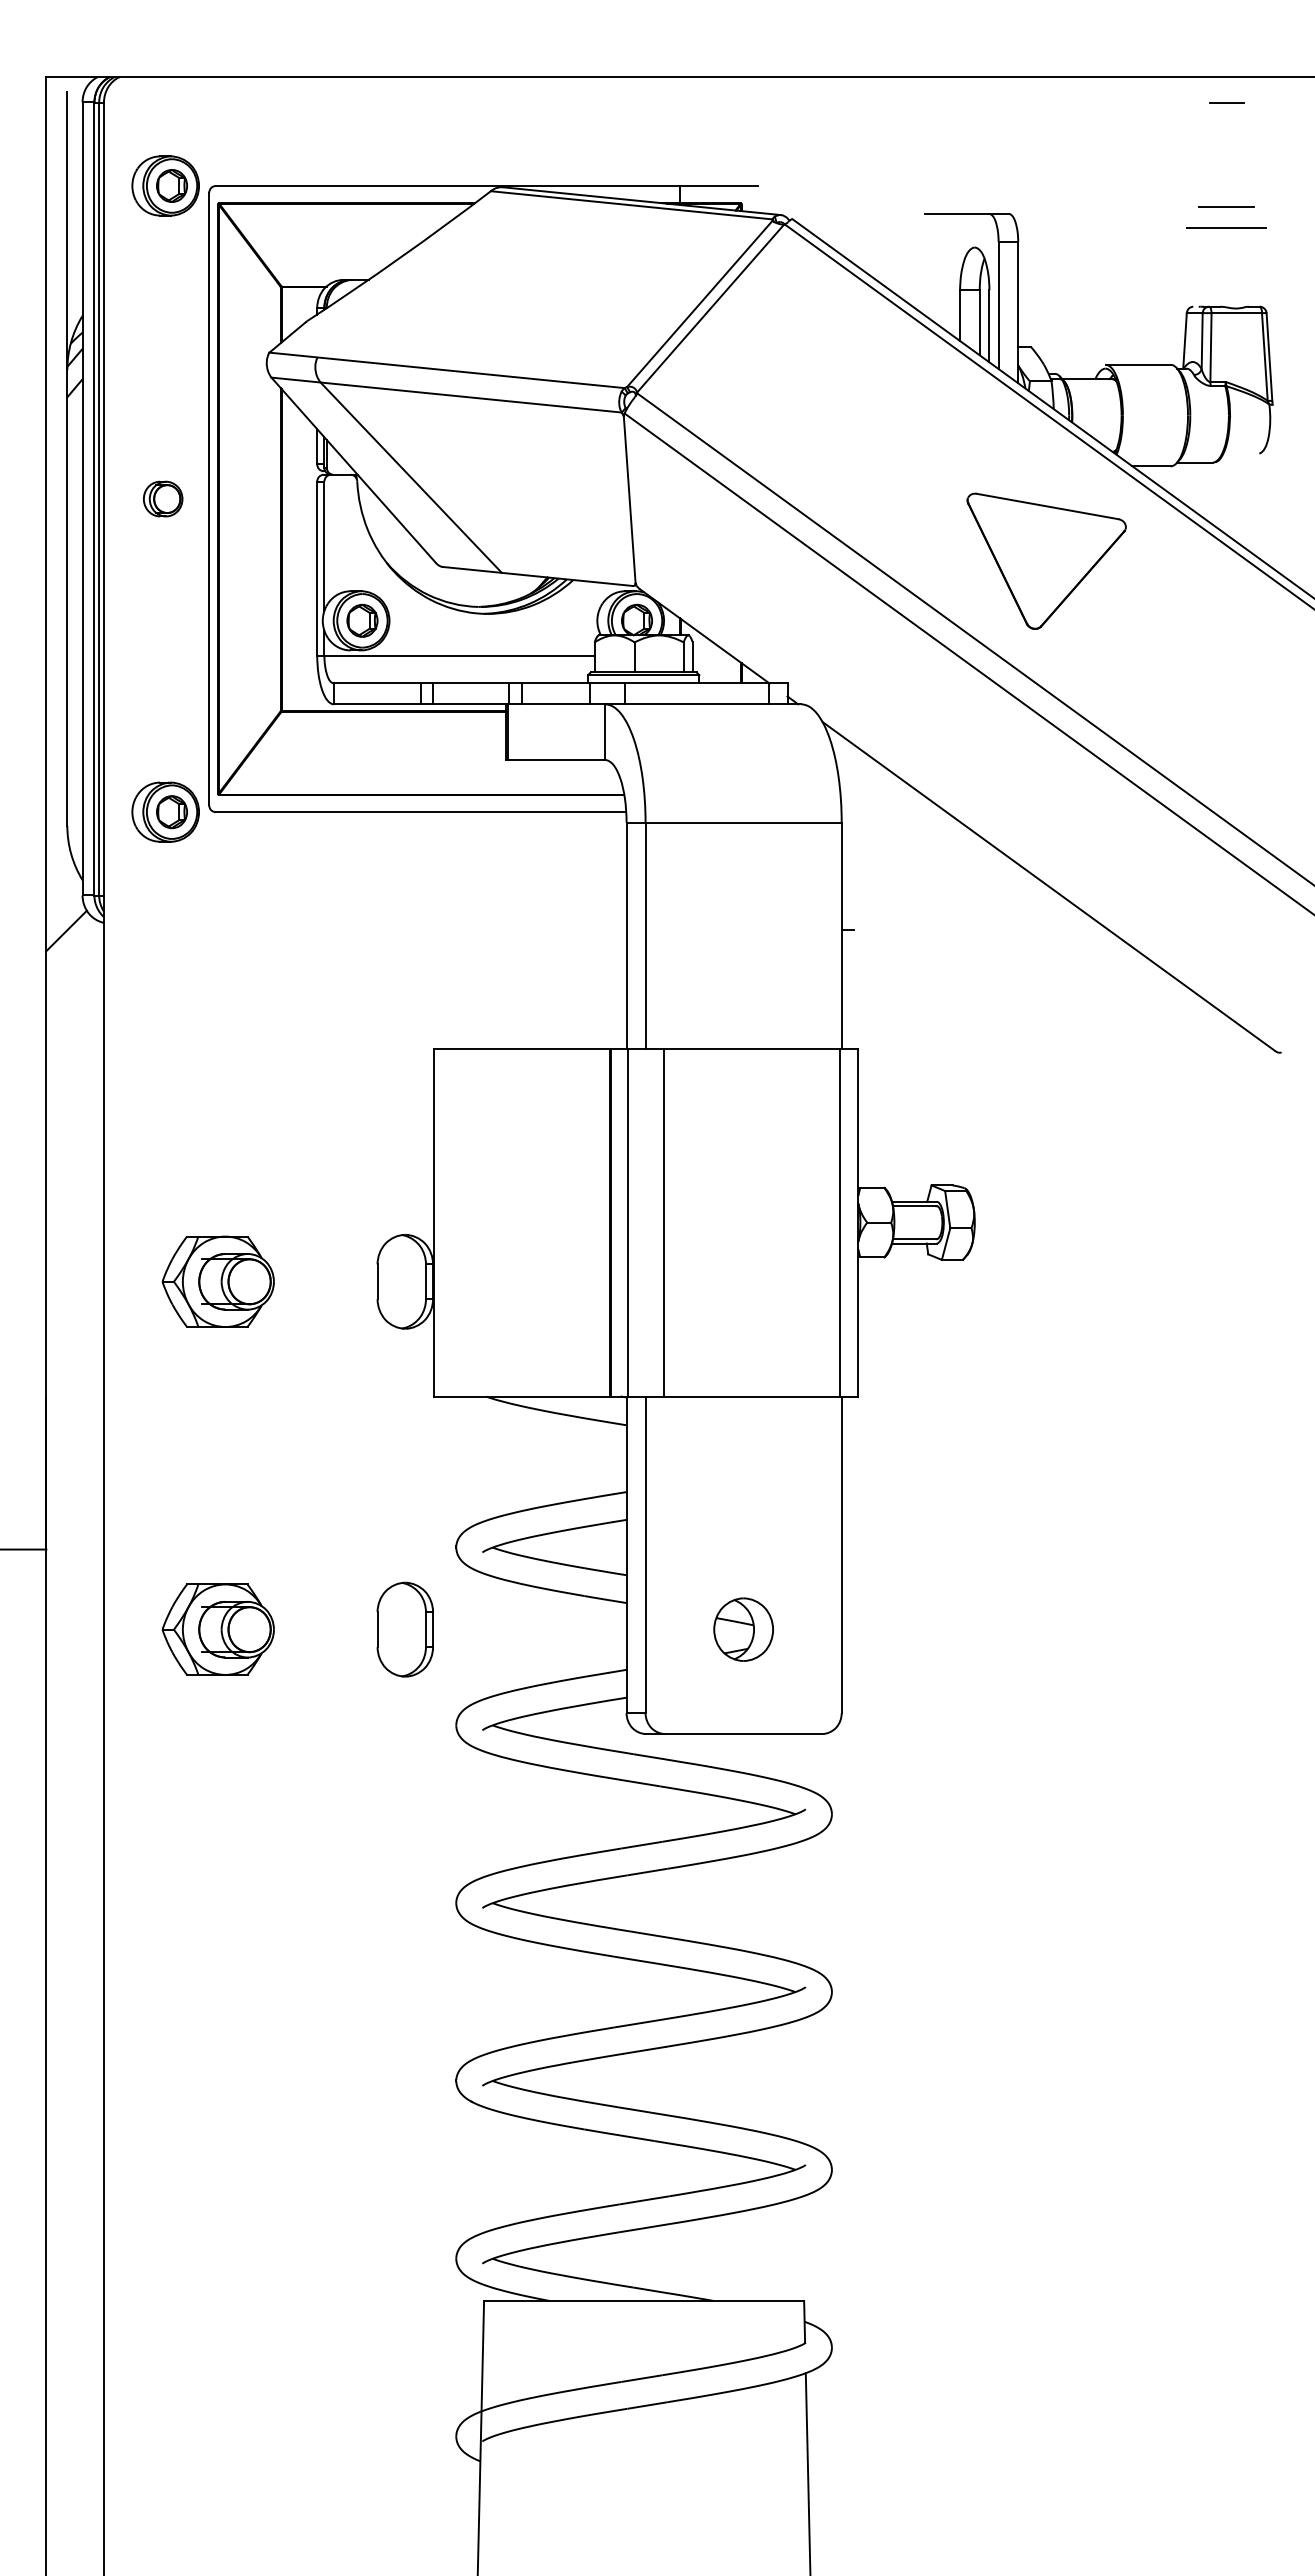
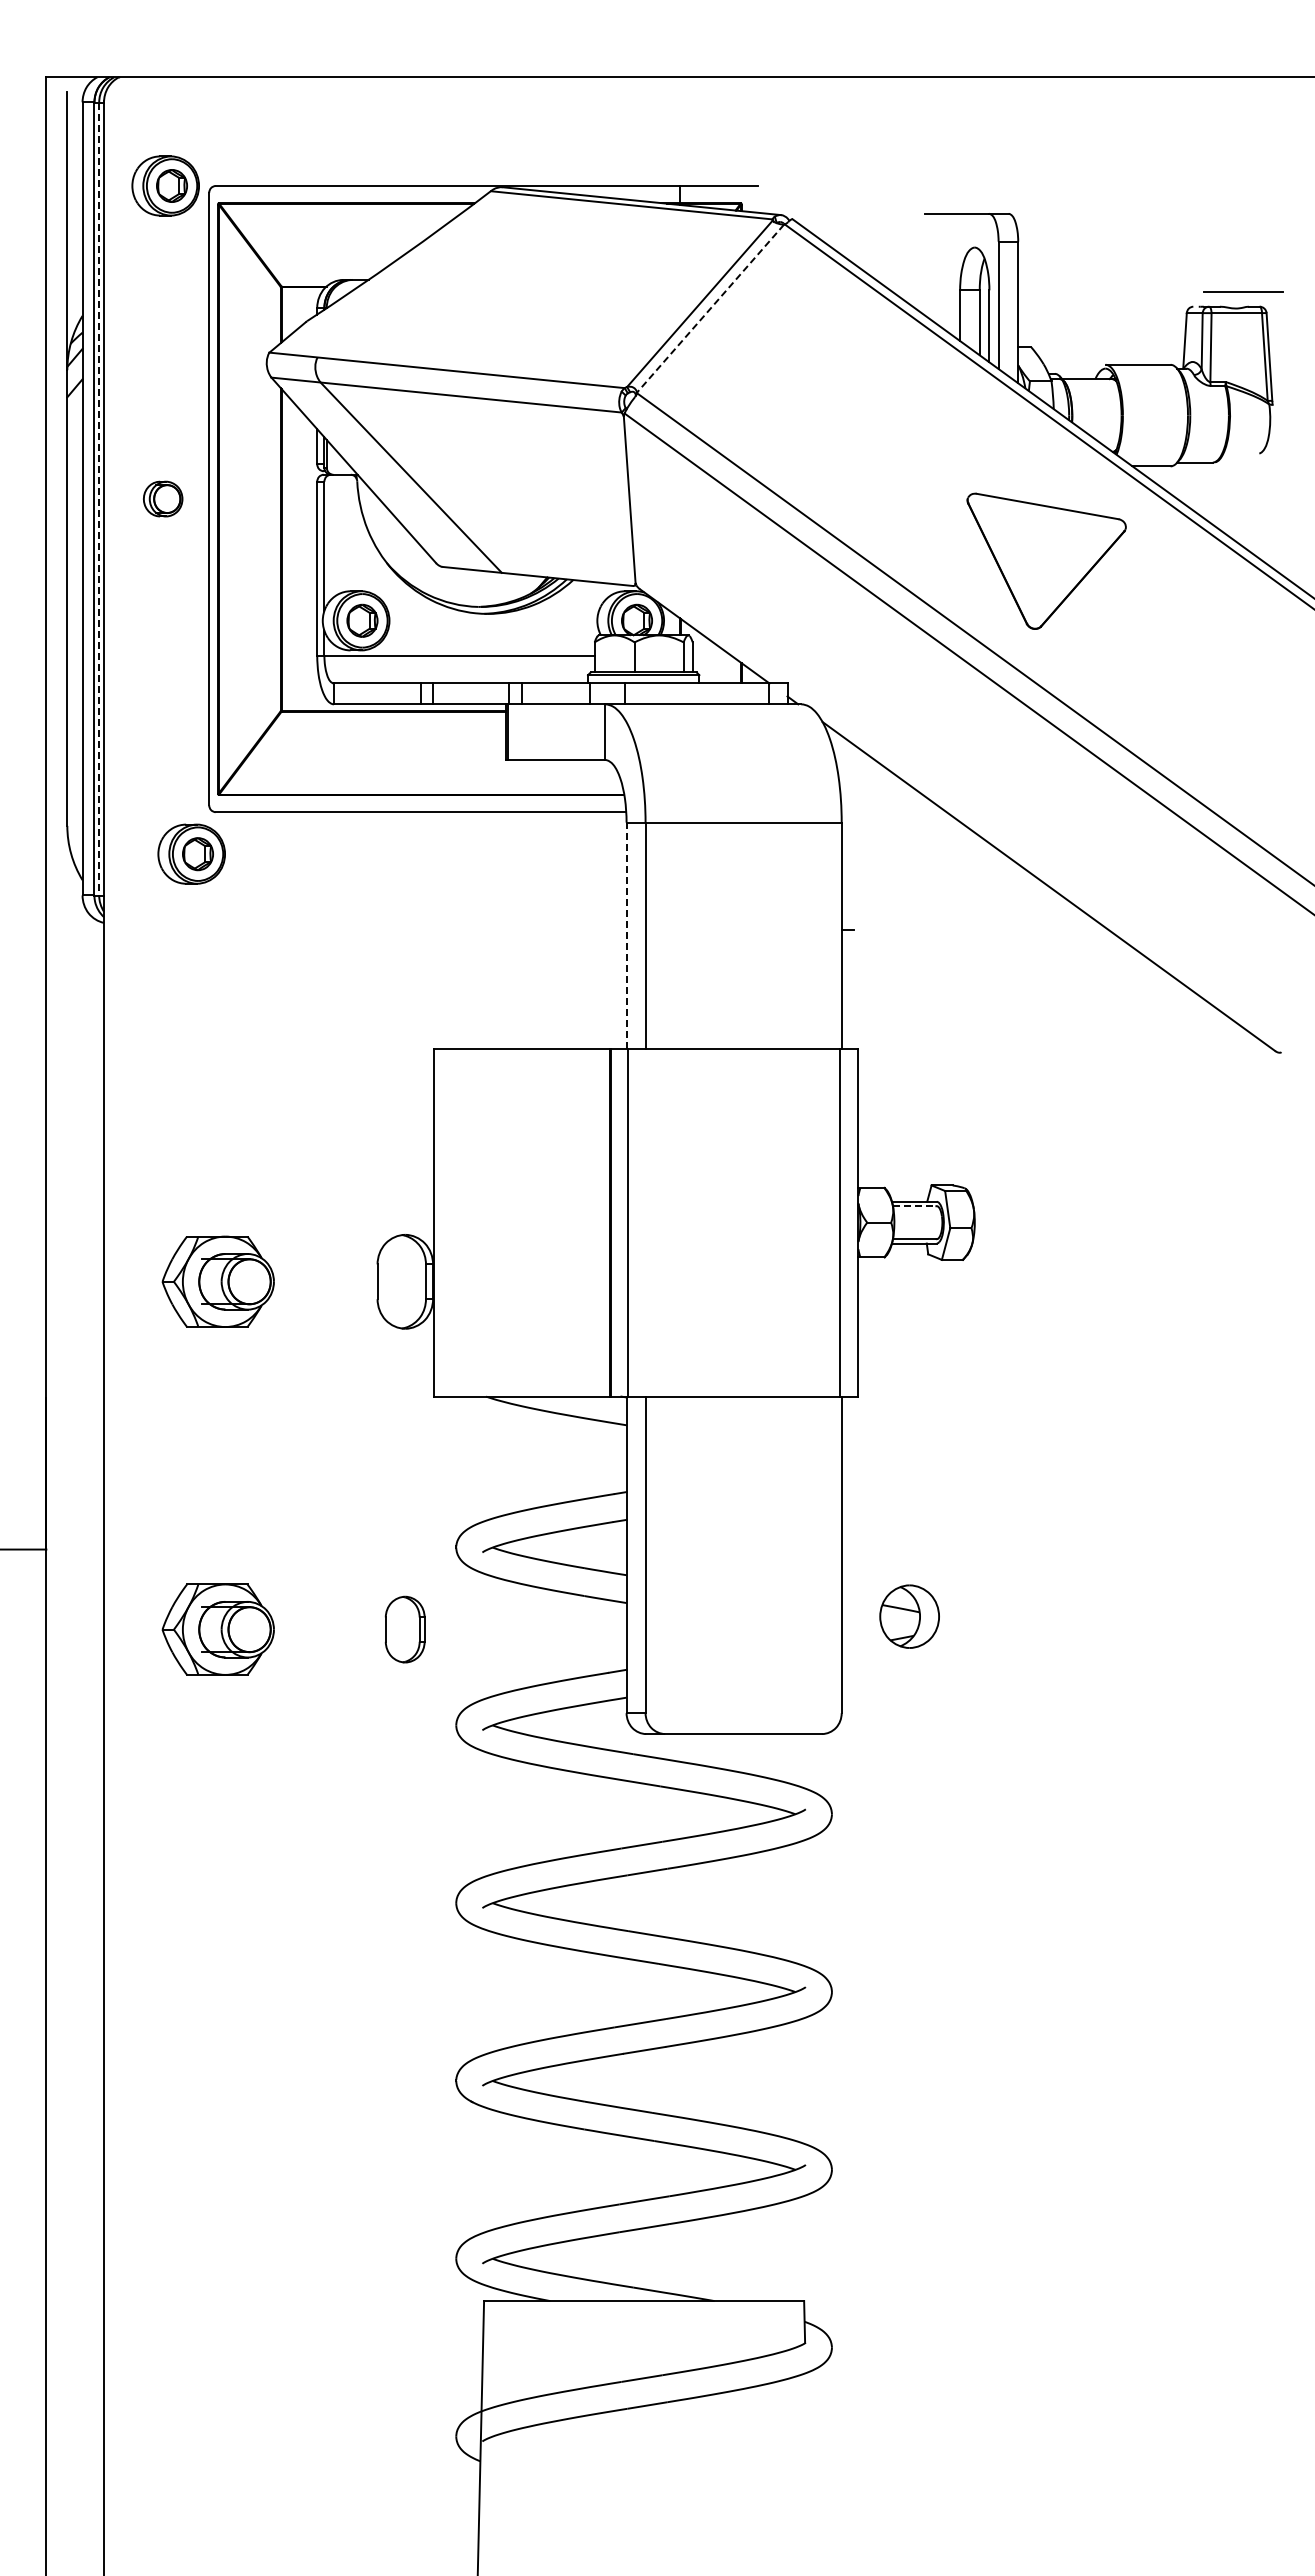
line: present -> none (1226, 102)
line: present -> none (1226, 206)
line position: (1226, 227) -> (1243, 291) (1243, 291)
line: solid -> dashed (710, 308)
line: solid -> dashed (99, 499)
part position: (165, 811) -> (191, 853) (191, 853)
line: present -> none (66, 930)
line: solid -> dashed (626, 935)
line: solid -> dashed (914, 1206)
line: present -> none (663, 1222)
part size: 58x97 px -> 42x69 px (404, 1629)
part position: (743, 1629) -> (909, 1616) (909, 1616)
line: present -> none (807, 2472)
